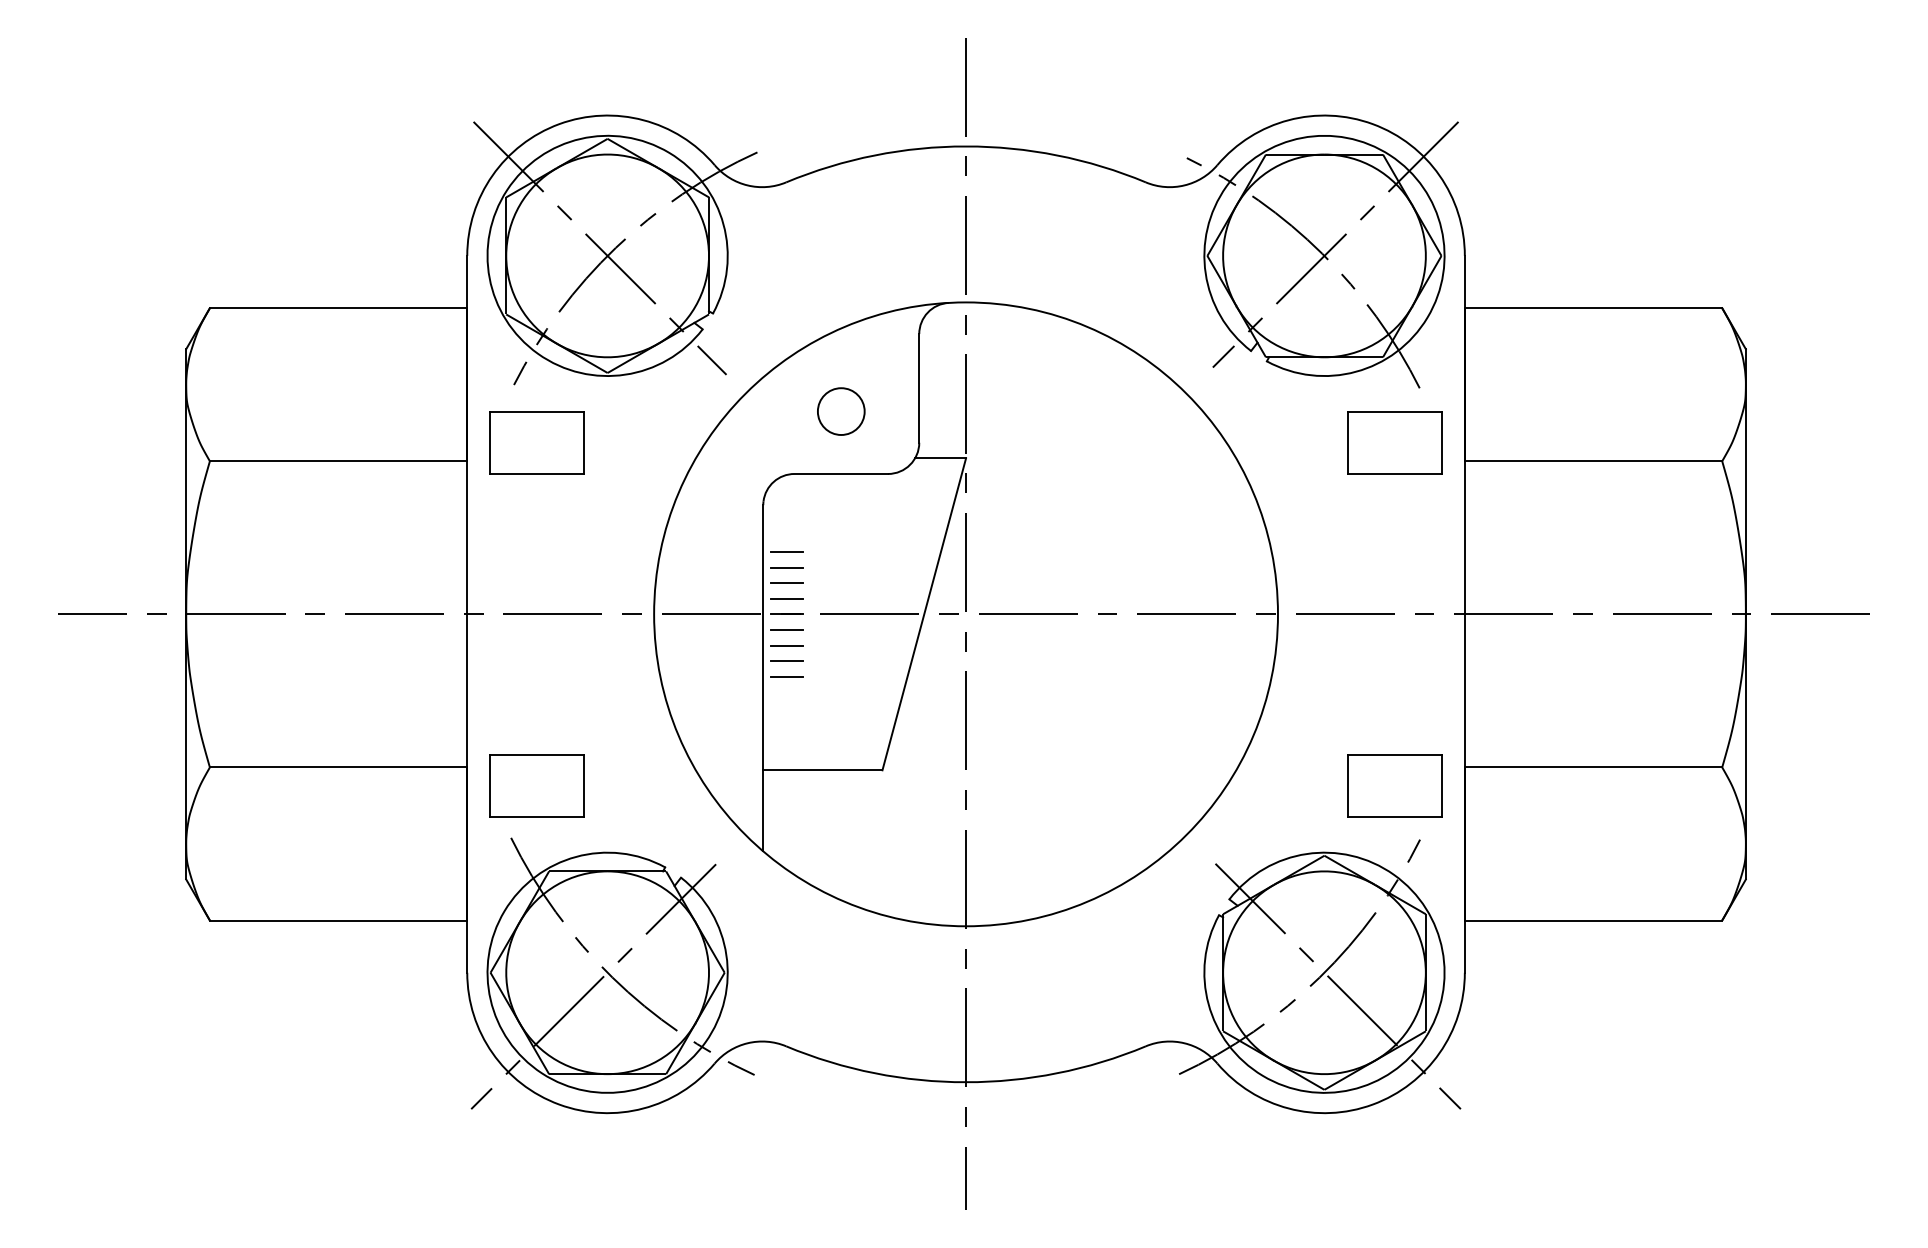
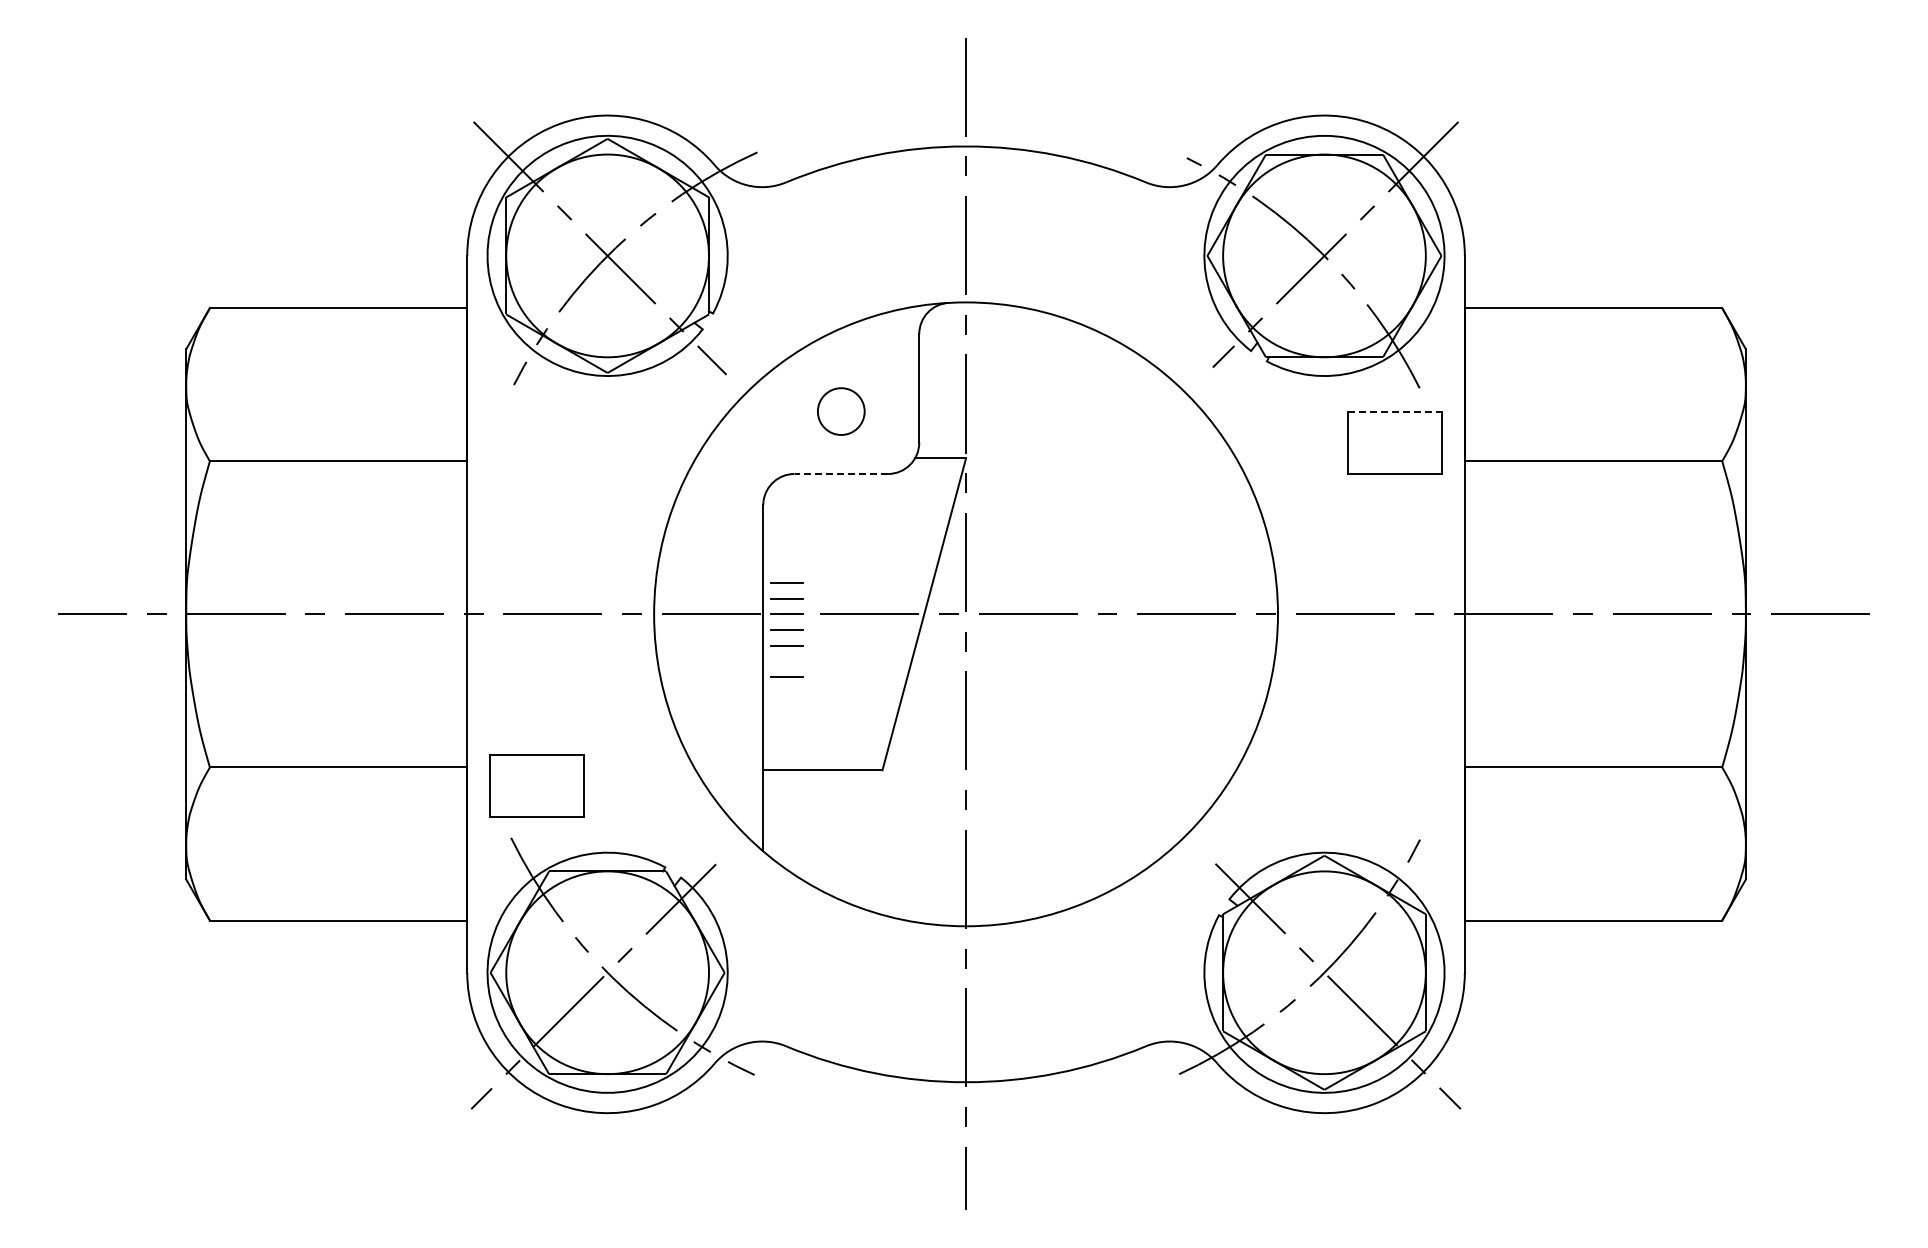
line: solid -> dashed (1394, 411)
part: present -> none (536, 442)
line: solid -> dashed (841, 473)
line: present -> none (786, 551)
line: present -> none (786, 567)
line: present -> none (786, 661)
part: present -> none (1394, 785)
